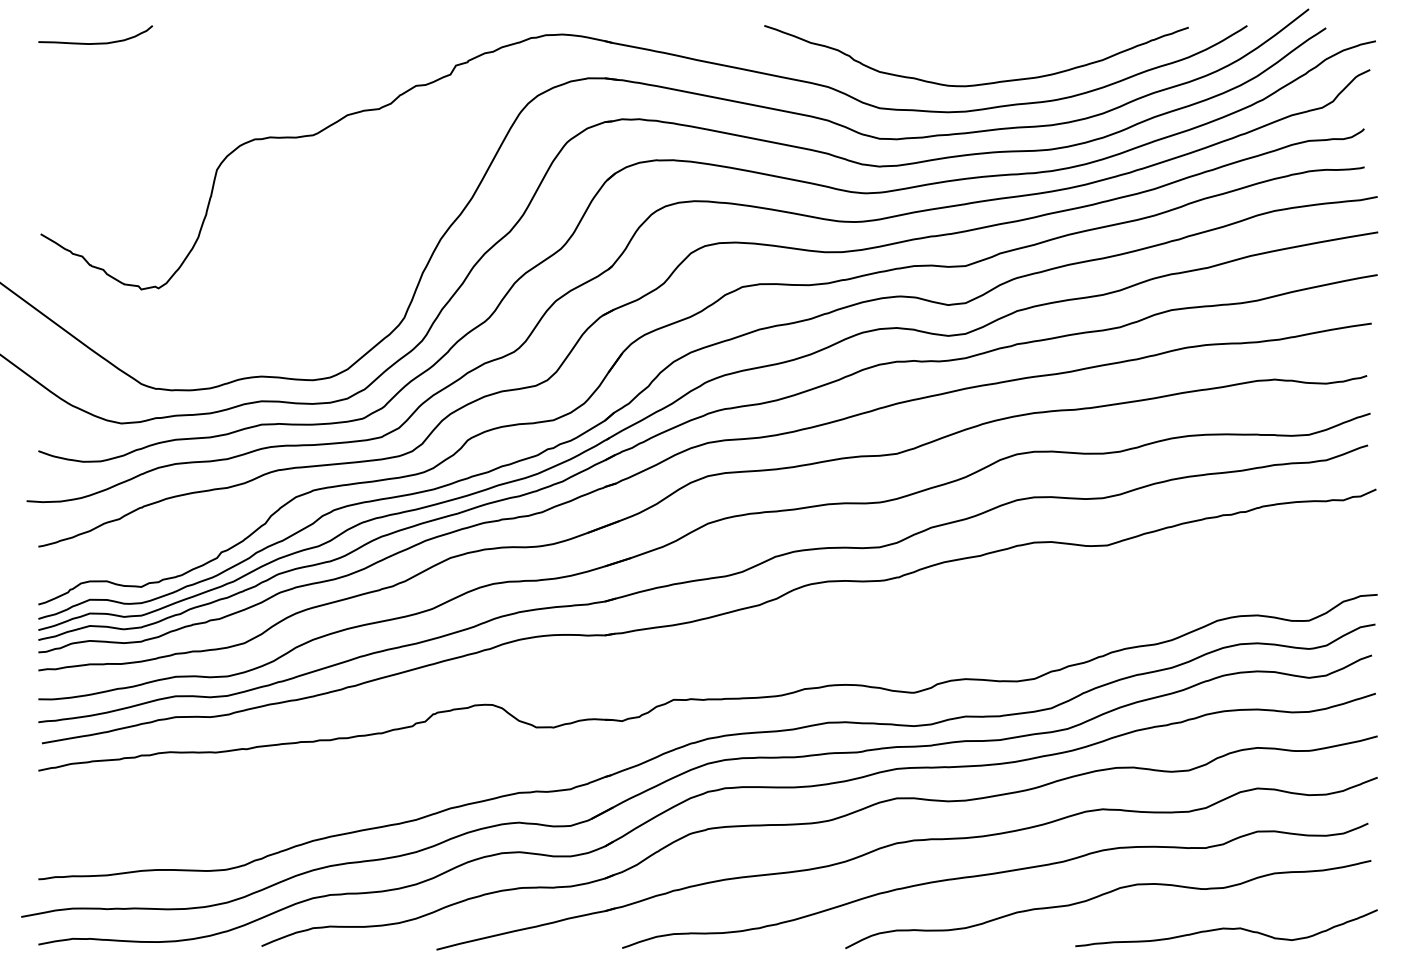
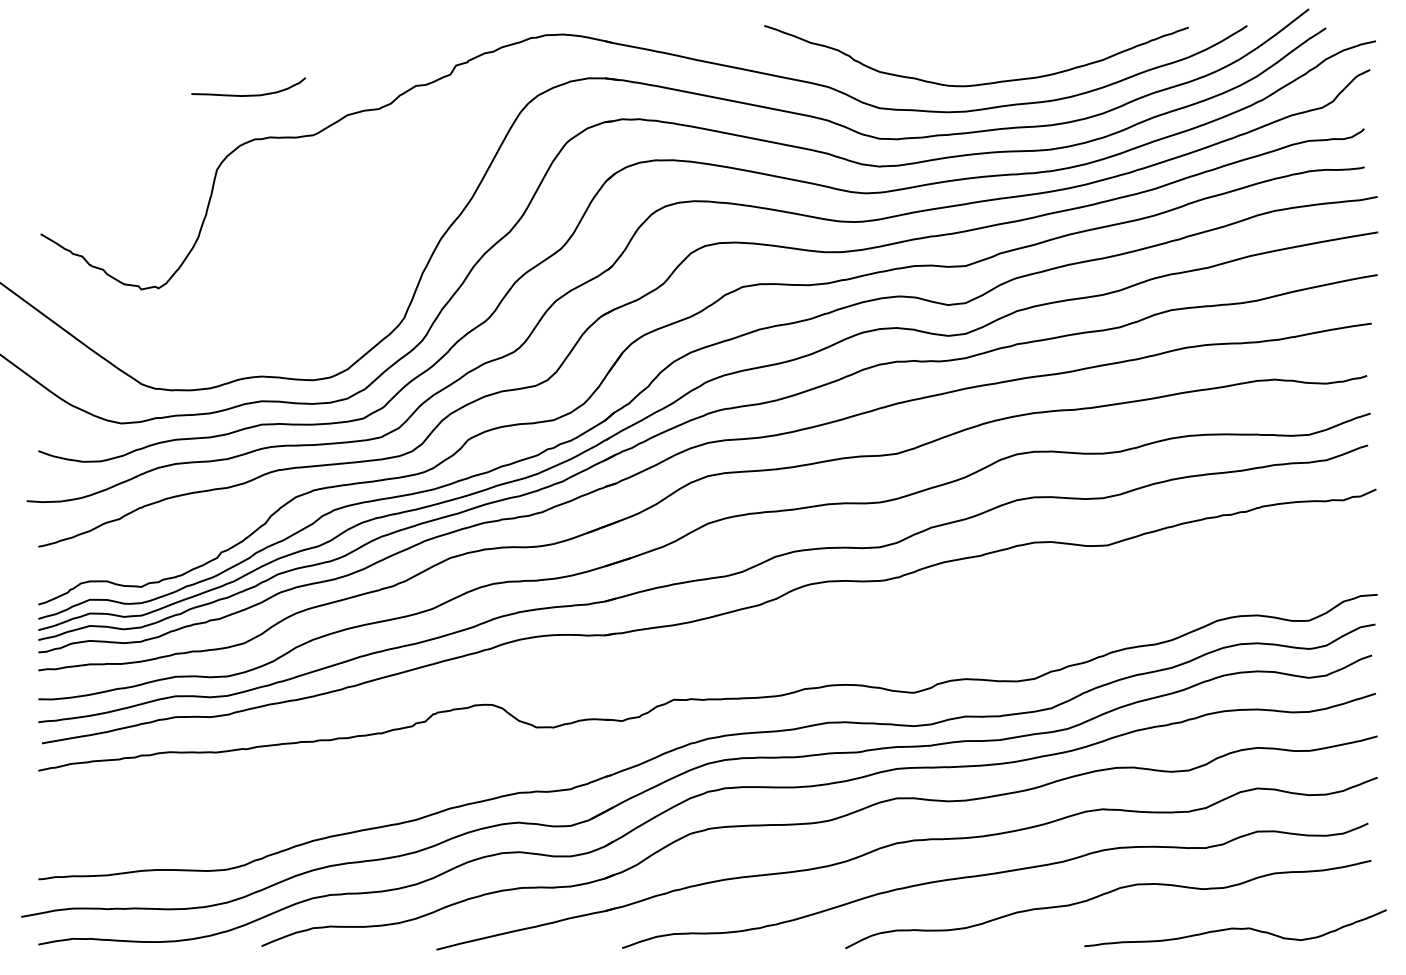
curve position: (95, 42) -> (248, 94) (248, 94)
curve position: (1226, 928) -> (1235, 928) (1235, 928)
